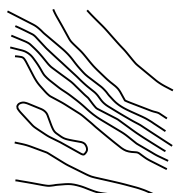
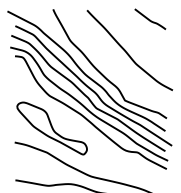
curve: none -> present (150, 19)
